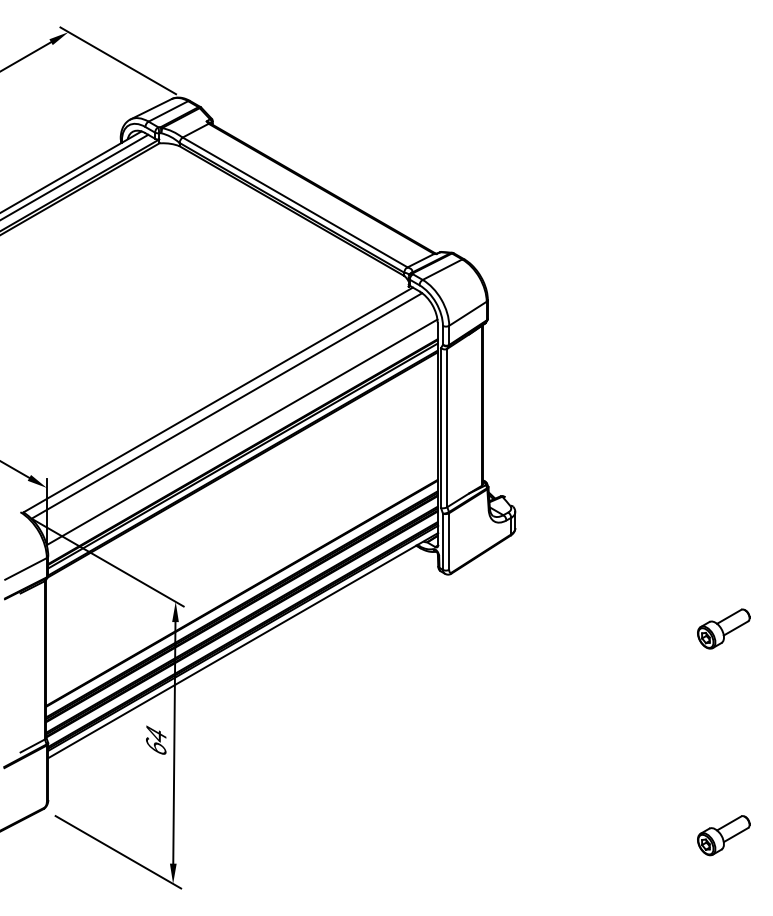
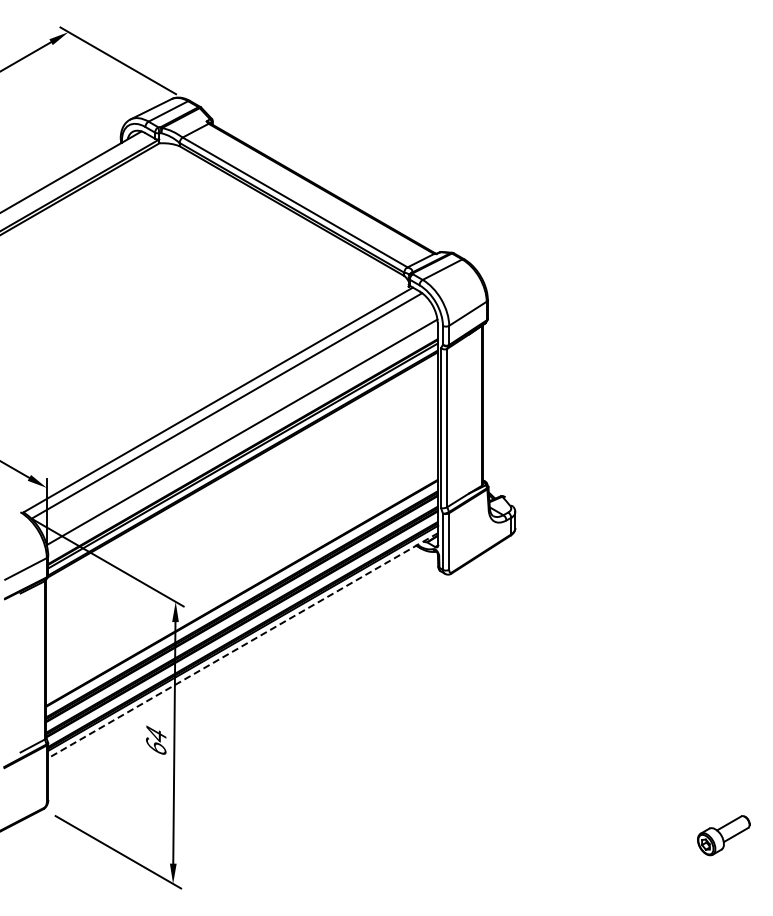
line: present -> none (75, 176)
part: present -> none (723, 628)
line: solid -> dashed (242, 645)
